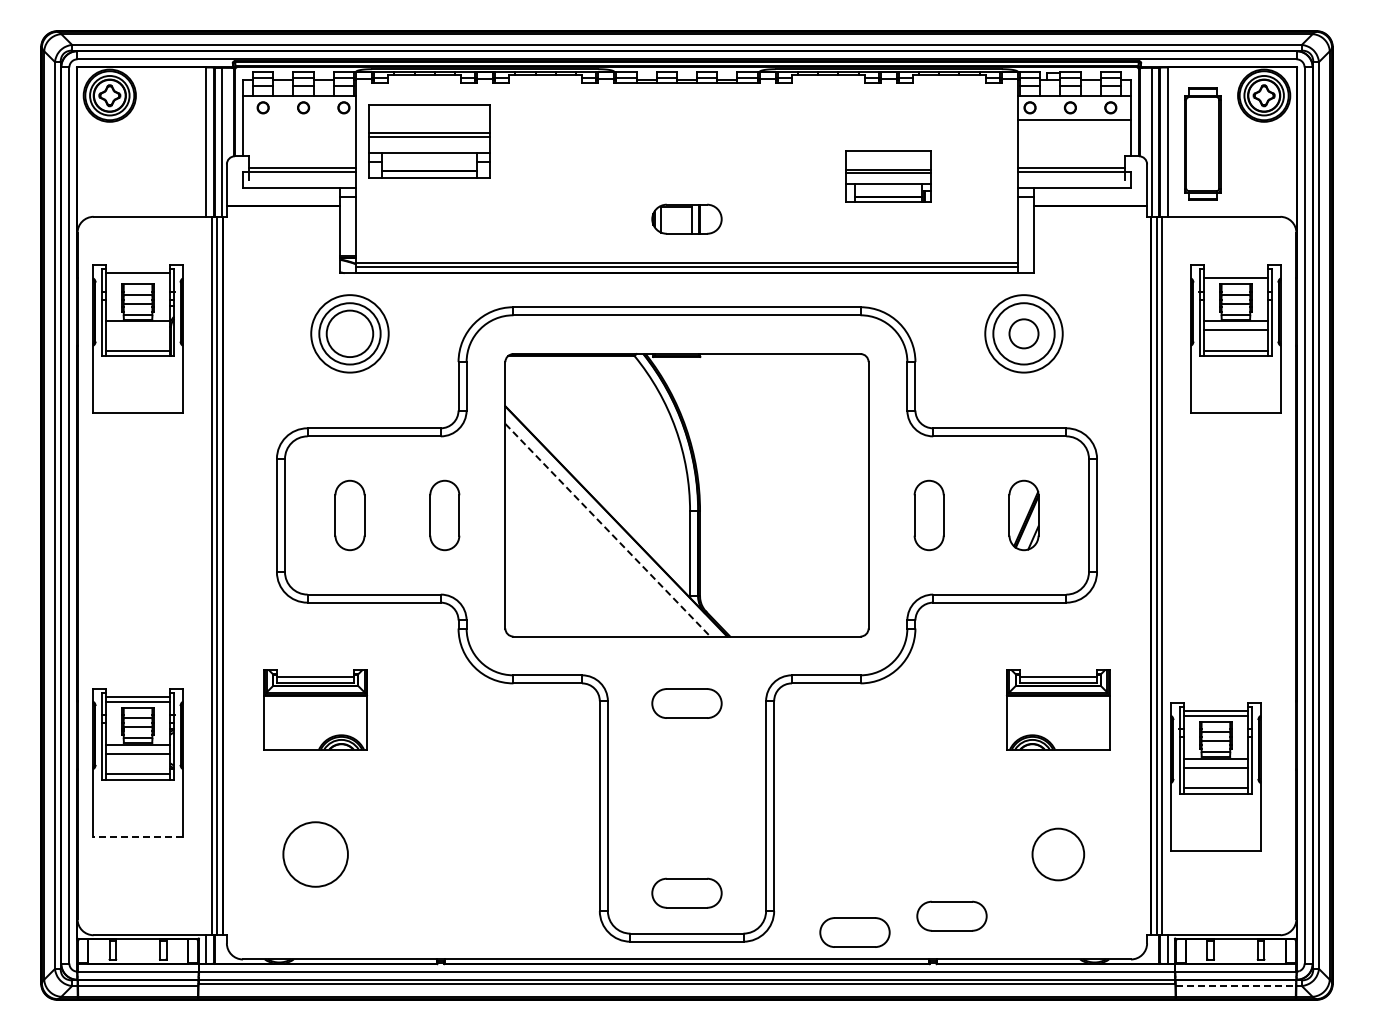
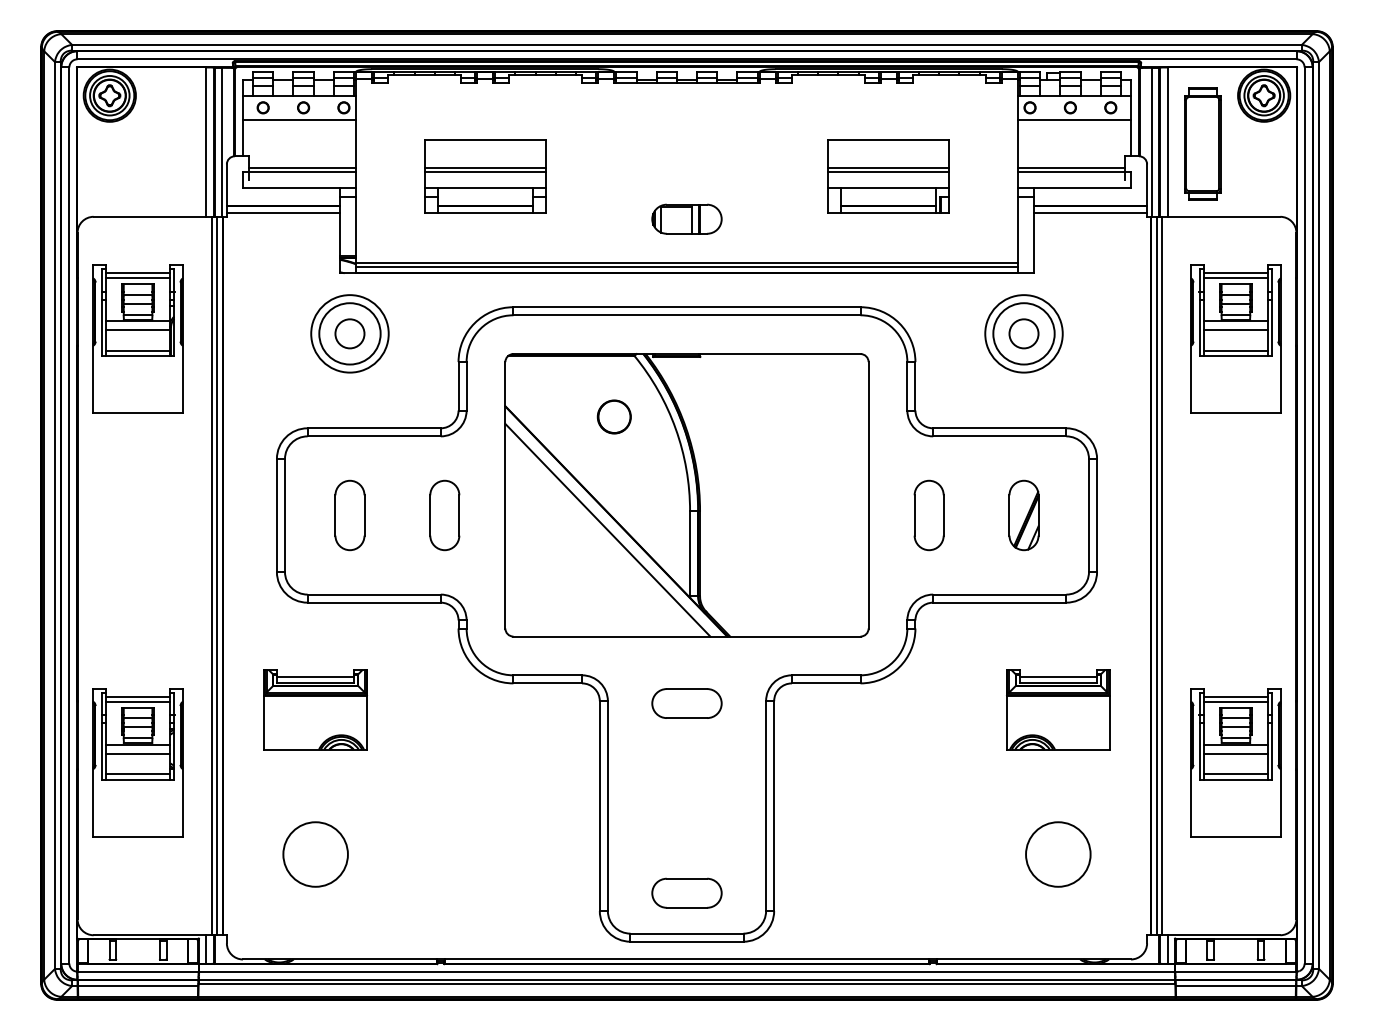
line: none -> present (299, 119)
part position: (429, 141) -> (485, 176) (485, 176)
part size: 87x53 px -> 123x75 px (888, 176)
line: none -> present (282, 212)
line: none -> present (1090, 212)
line: none -> present (1235, 273)
line: none -> present (137, 277)
line: none -> present (137, 330)
circle diameter: 46 px -> 29 px (349, 333)
circle: none -> present (613, 416)
line: dashed -> solid (607, 530)
part position: (1215, 776) -> (1235, 762) (1235, 762)
line: dashed -> solid (137, 836)
circle size: 55x55 px -> 67x67 px (1058, 854)
part: present -> none (951, 915)
part: present -> none (854, 932)
line: dashed -> solid (1236, 986)
